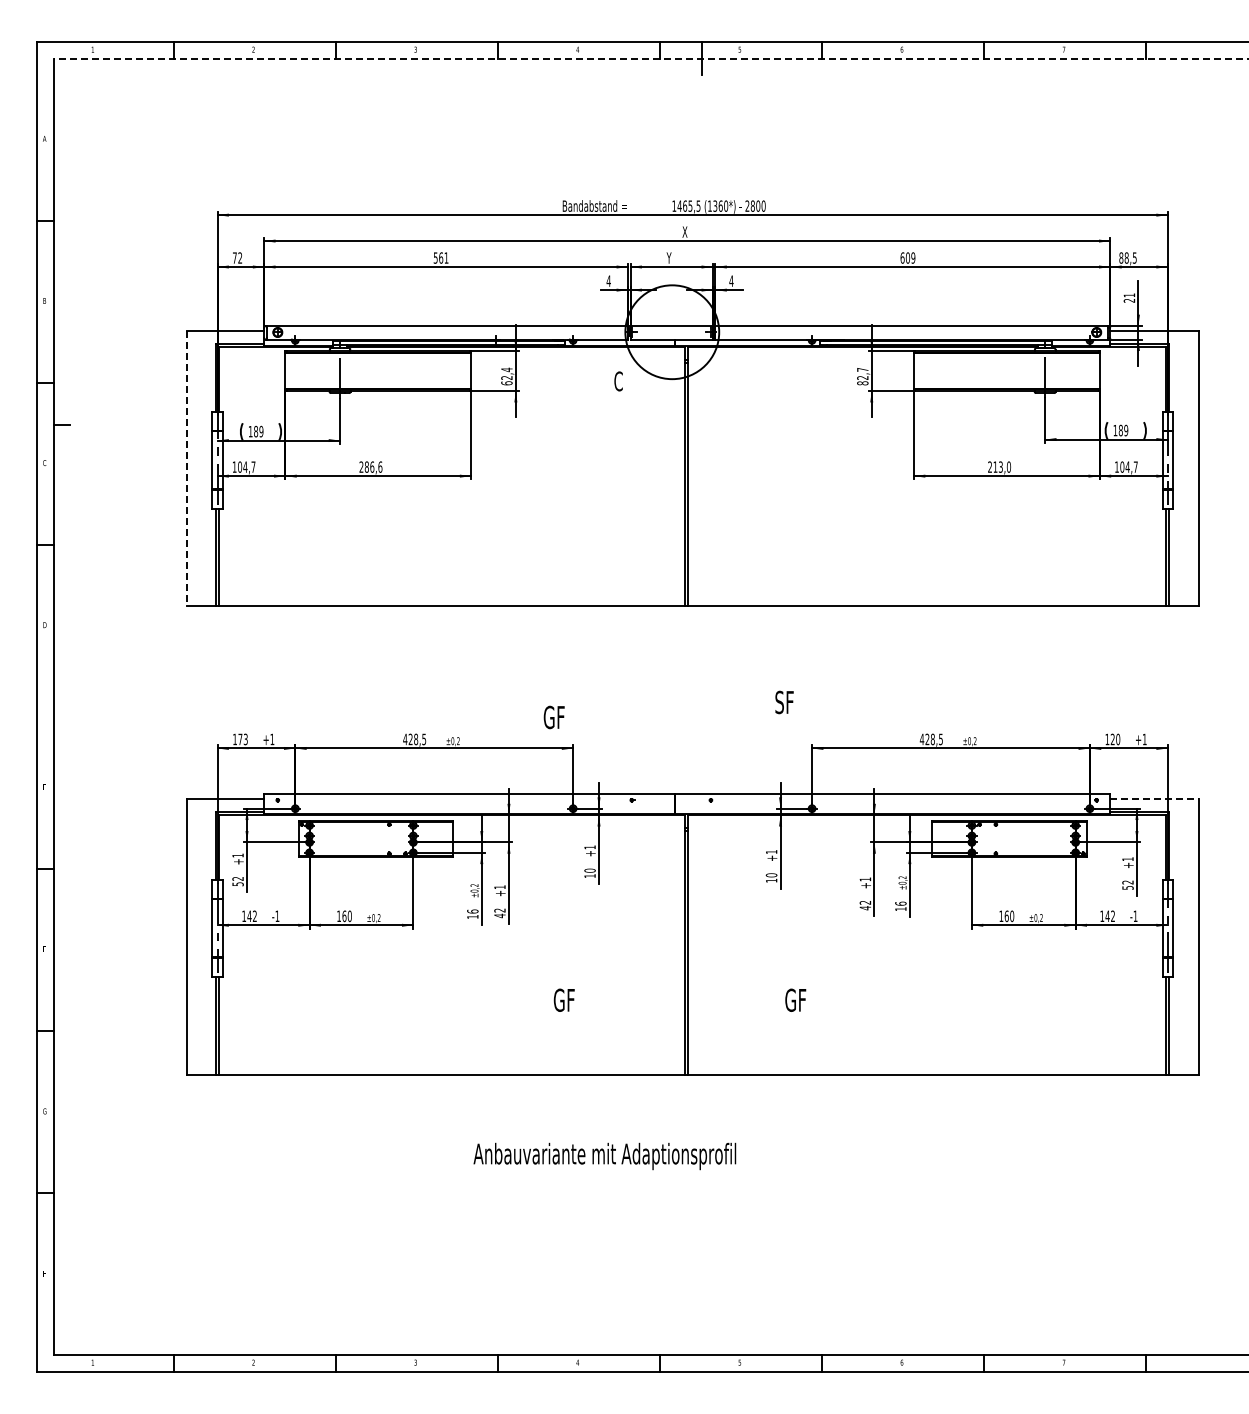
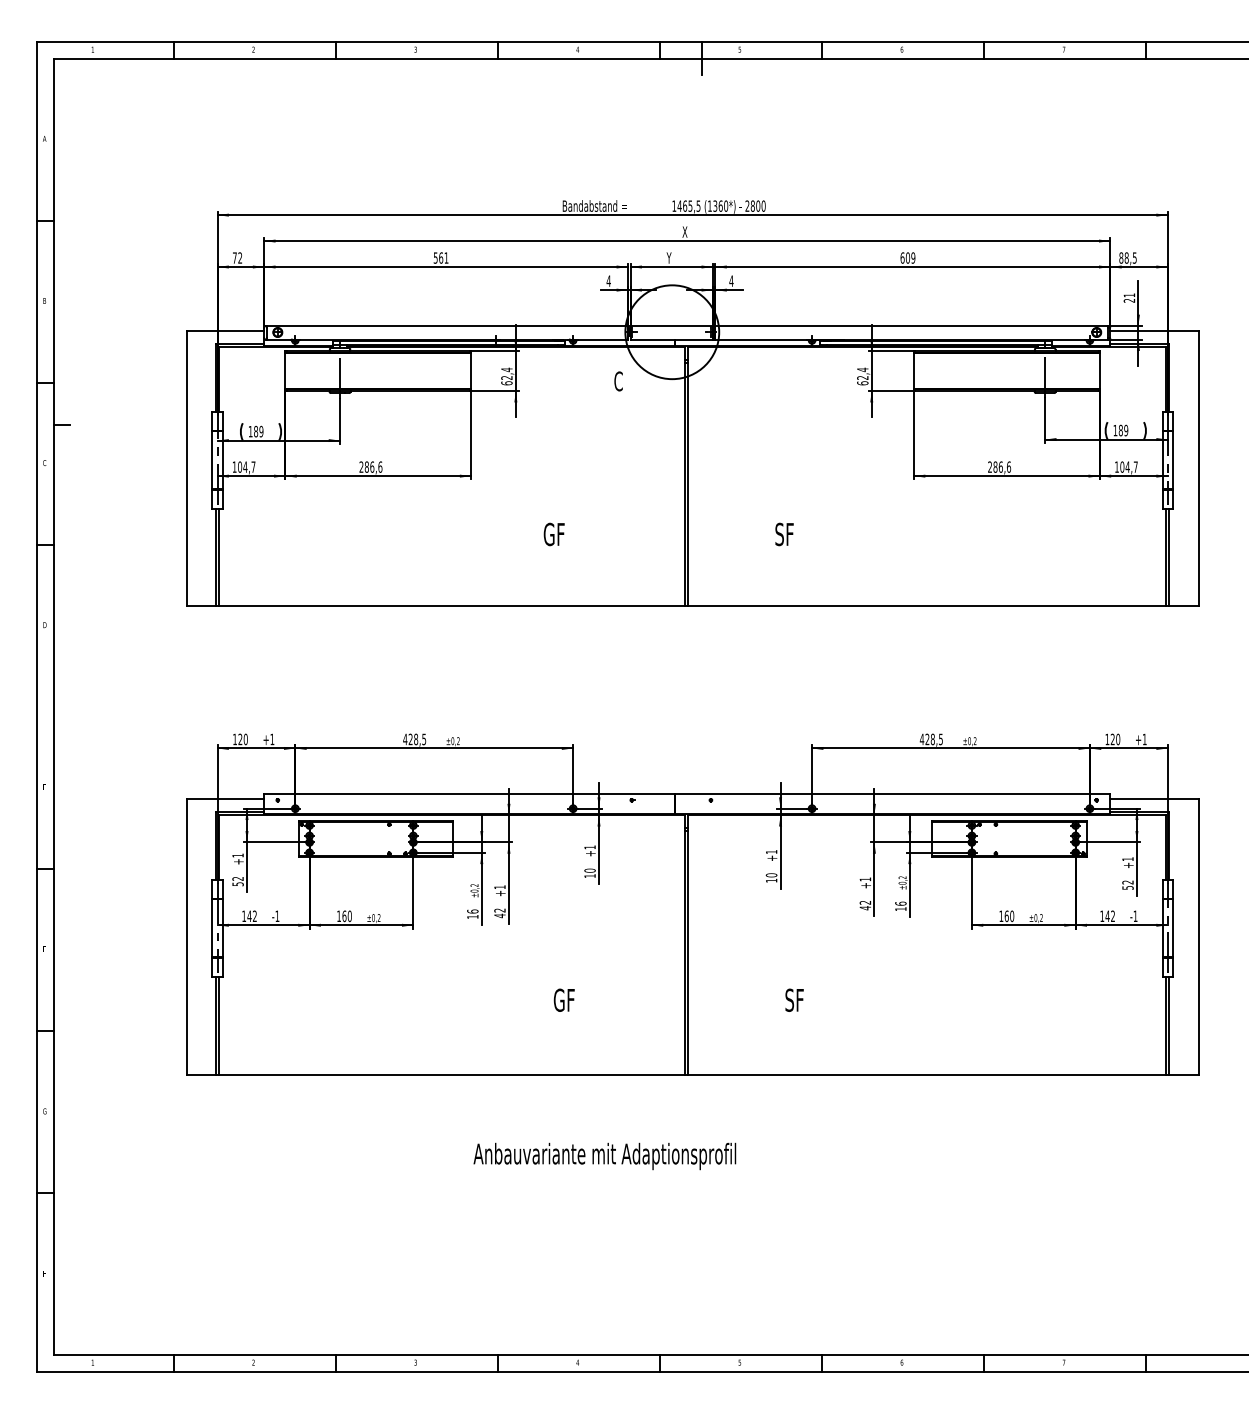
line: dashed -> solid (650, 58)
text: 82,7 -> 62,4 (862, 376)
text: 213,0 -> 286,6 (1002, 466)
line: dashed -> solid (186, 468)
text position: (784, 702) -> (784, 534) (784, 534)
text position: (553, 717) -> (553, 534) (553, 534)
text: 173 -> 120 (242, 739)
line: dashed -> solid (1154, 798)
text: GF -> SF (795, 999)
